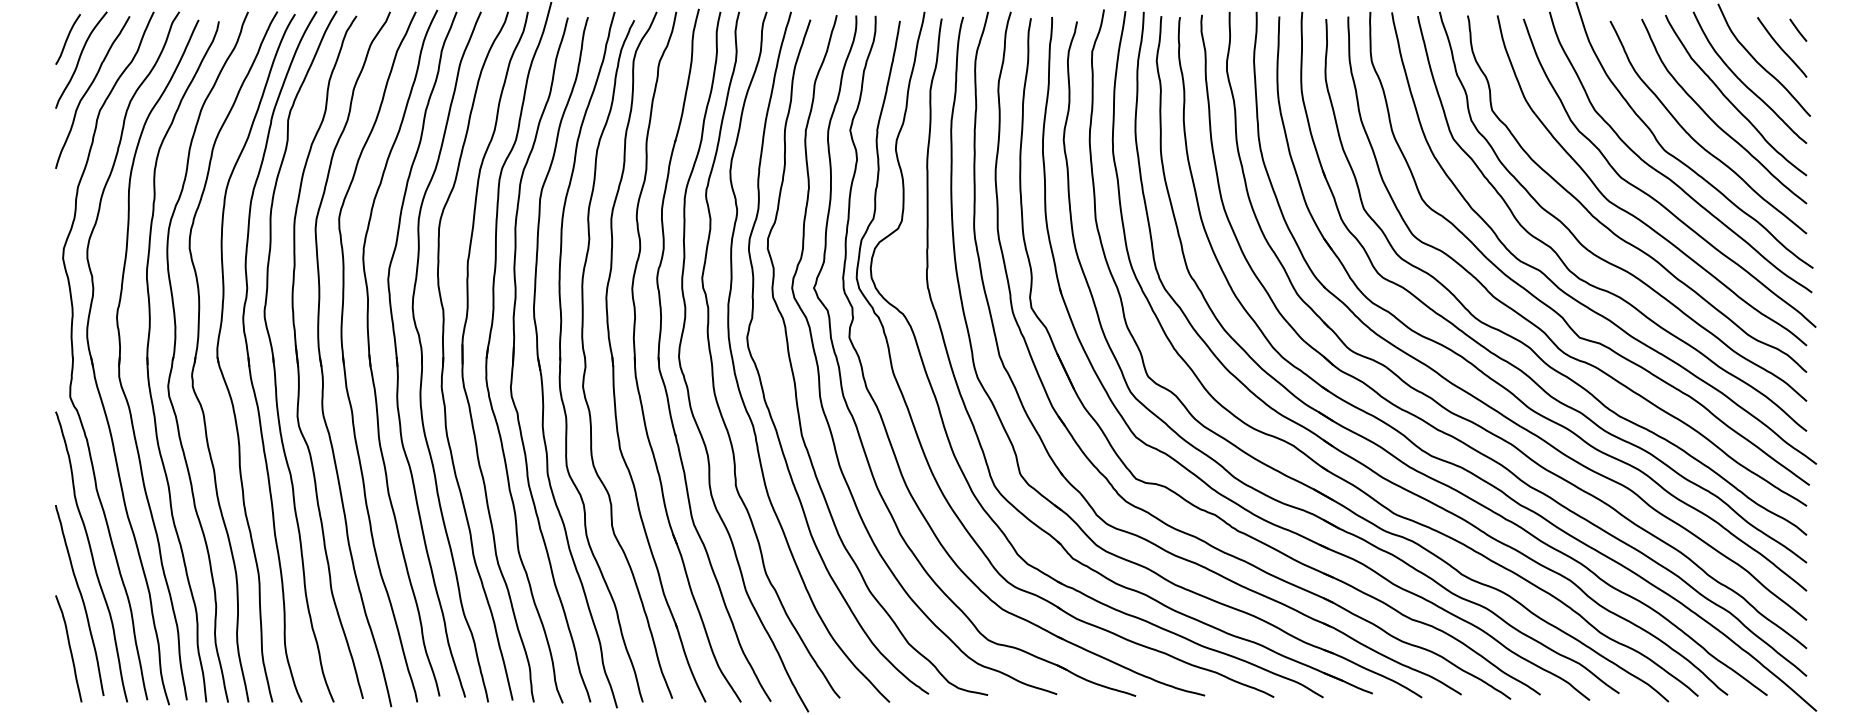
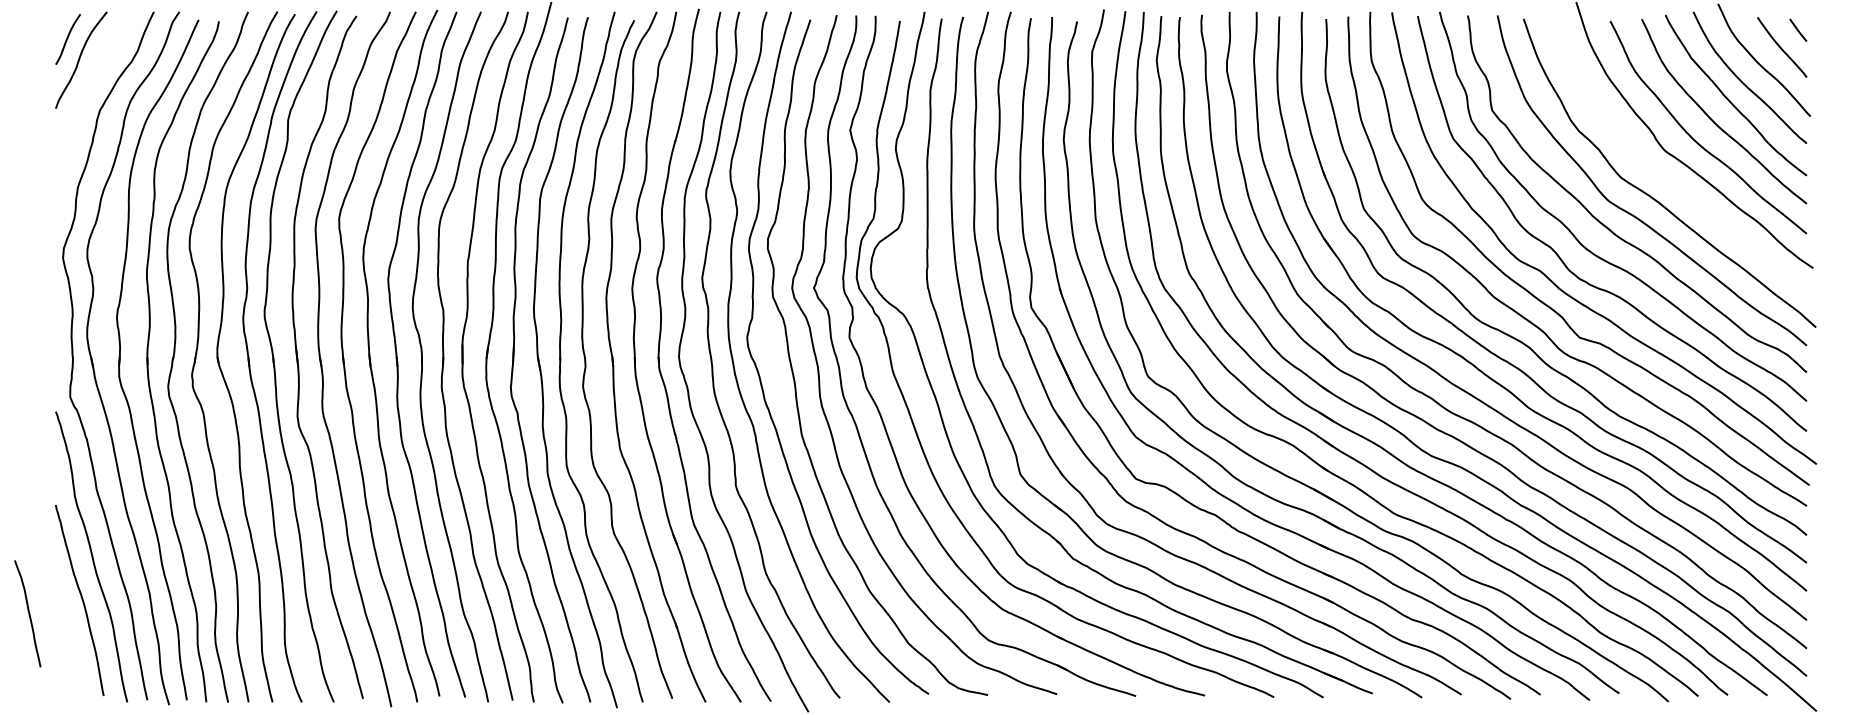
curve: present -> none (89, 89)
curve: present -> none (1664, 174)
curve position: (69, 648) -> (28, 613) (28, 613)
